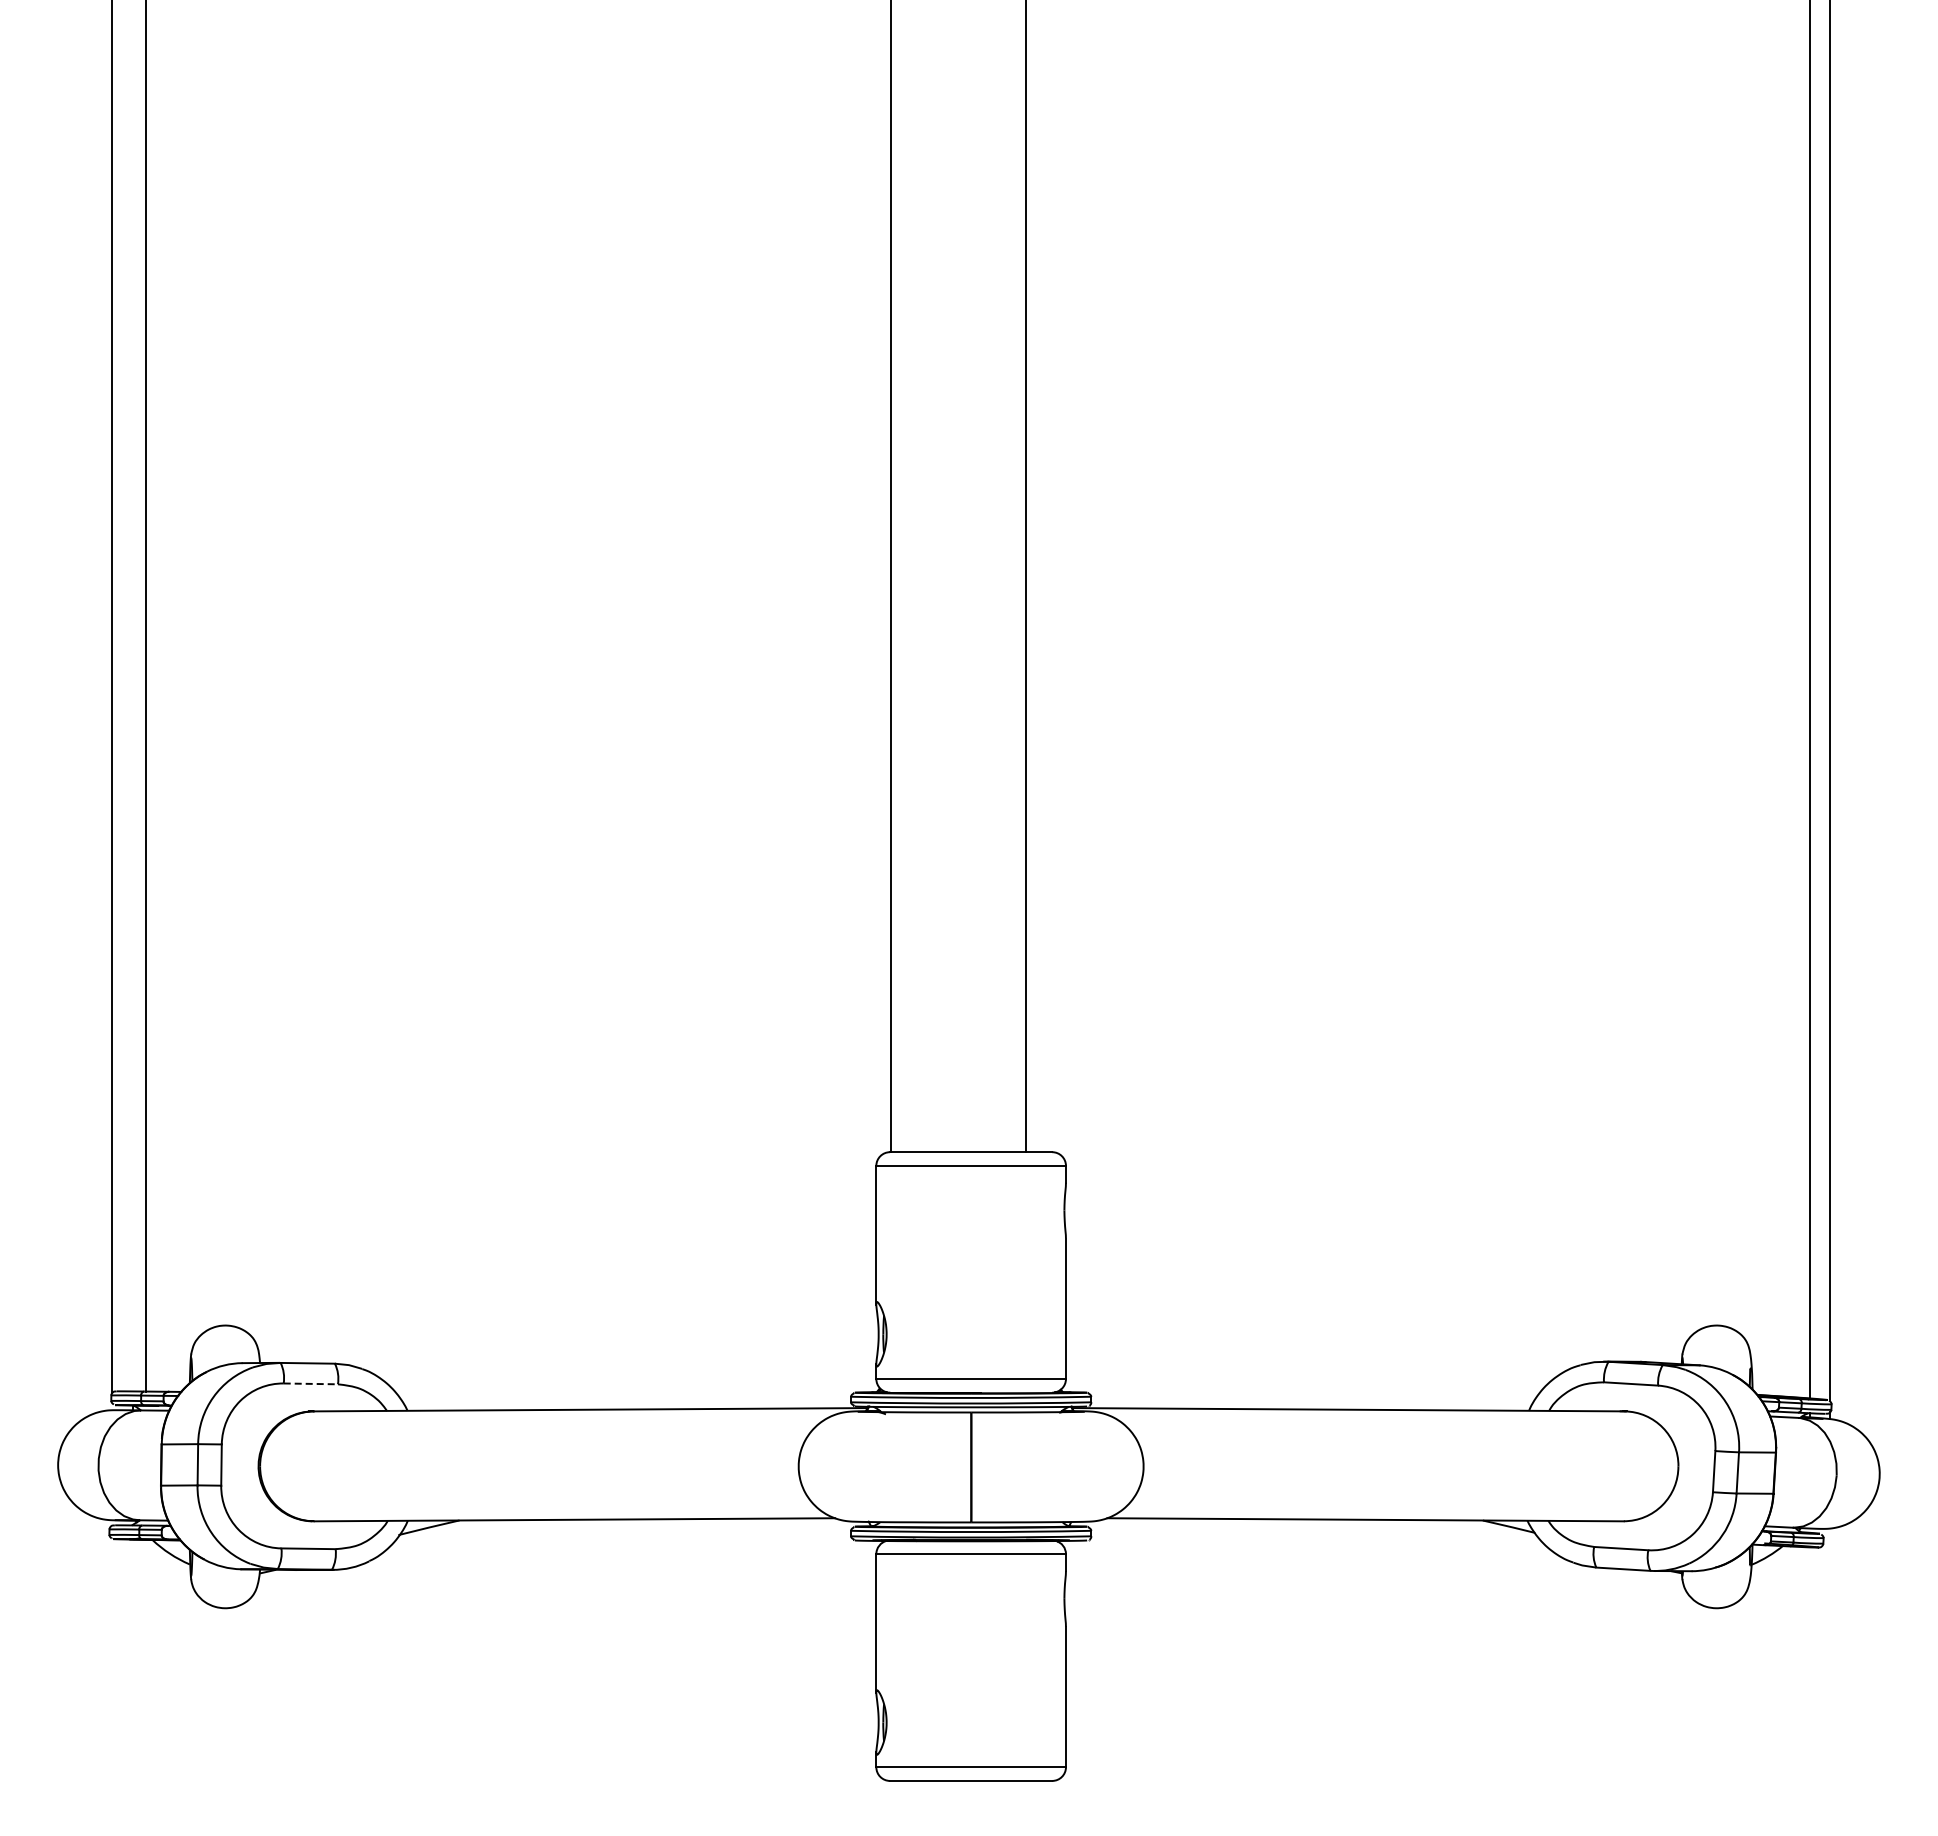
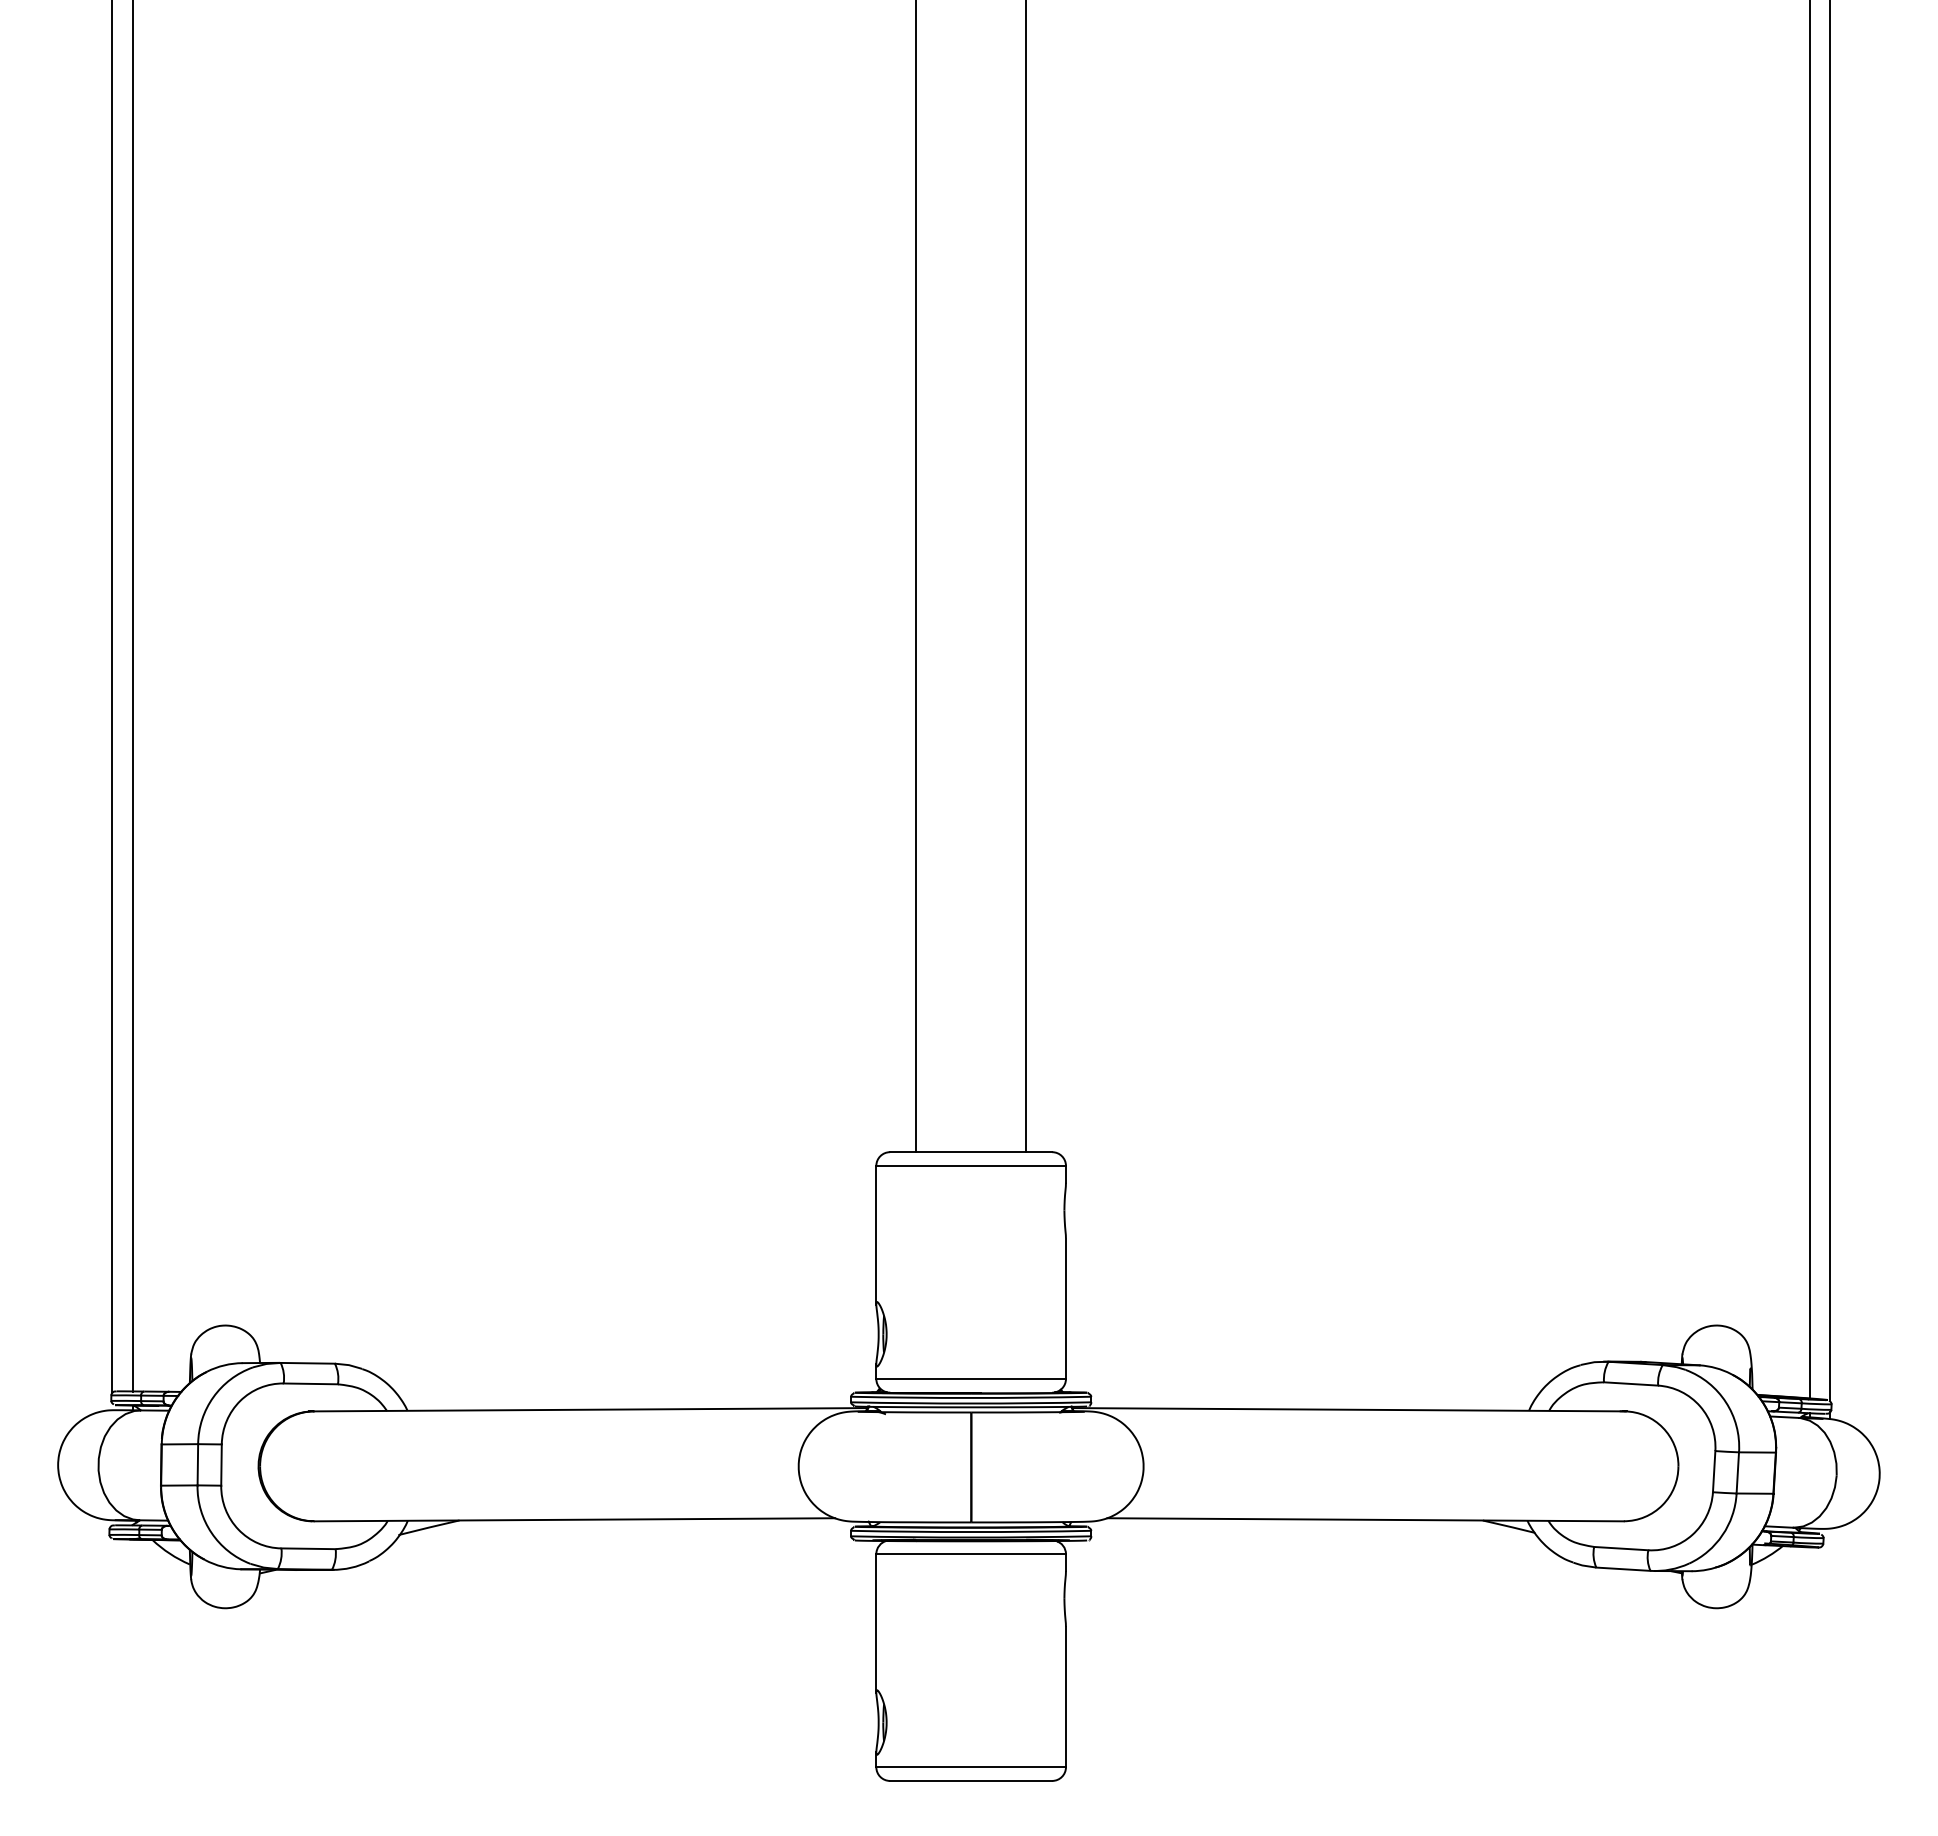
line position: (891, 577) -> (916, 577) (916, 577)
line position: (145, 696) -> (132, 696) (132, 696)
line: dashed -> solid (311, 1383)
